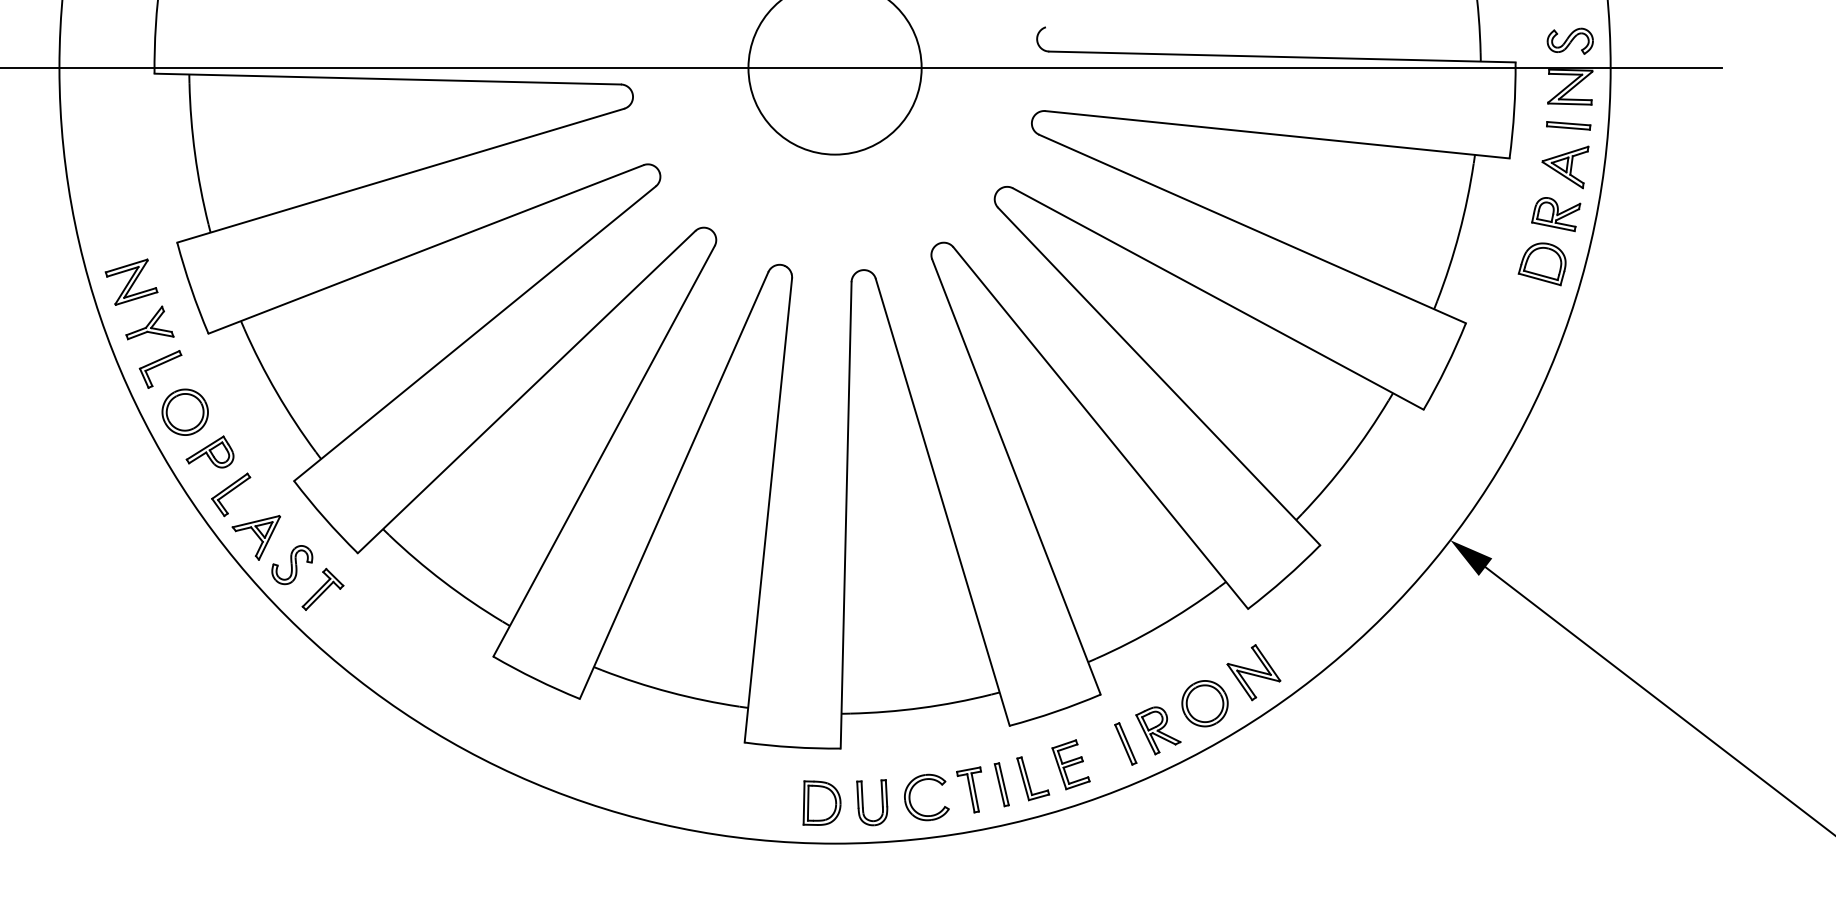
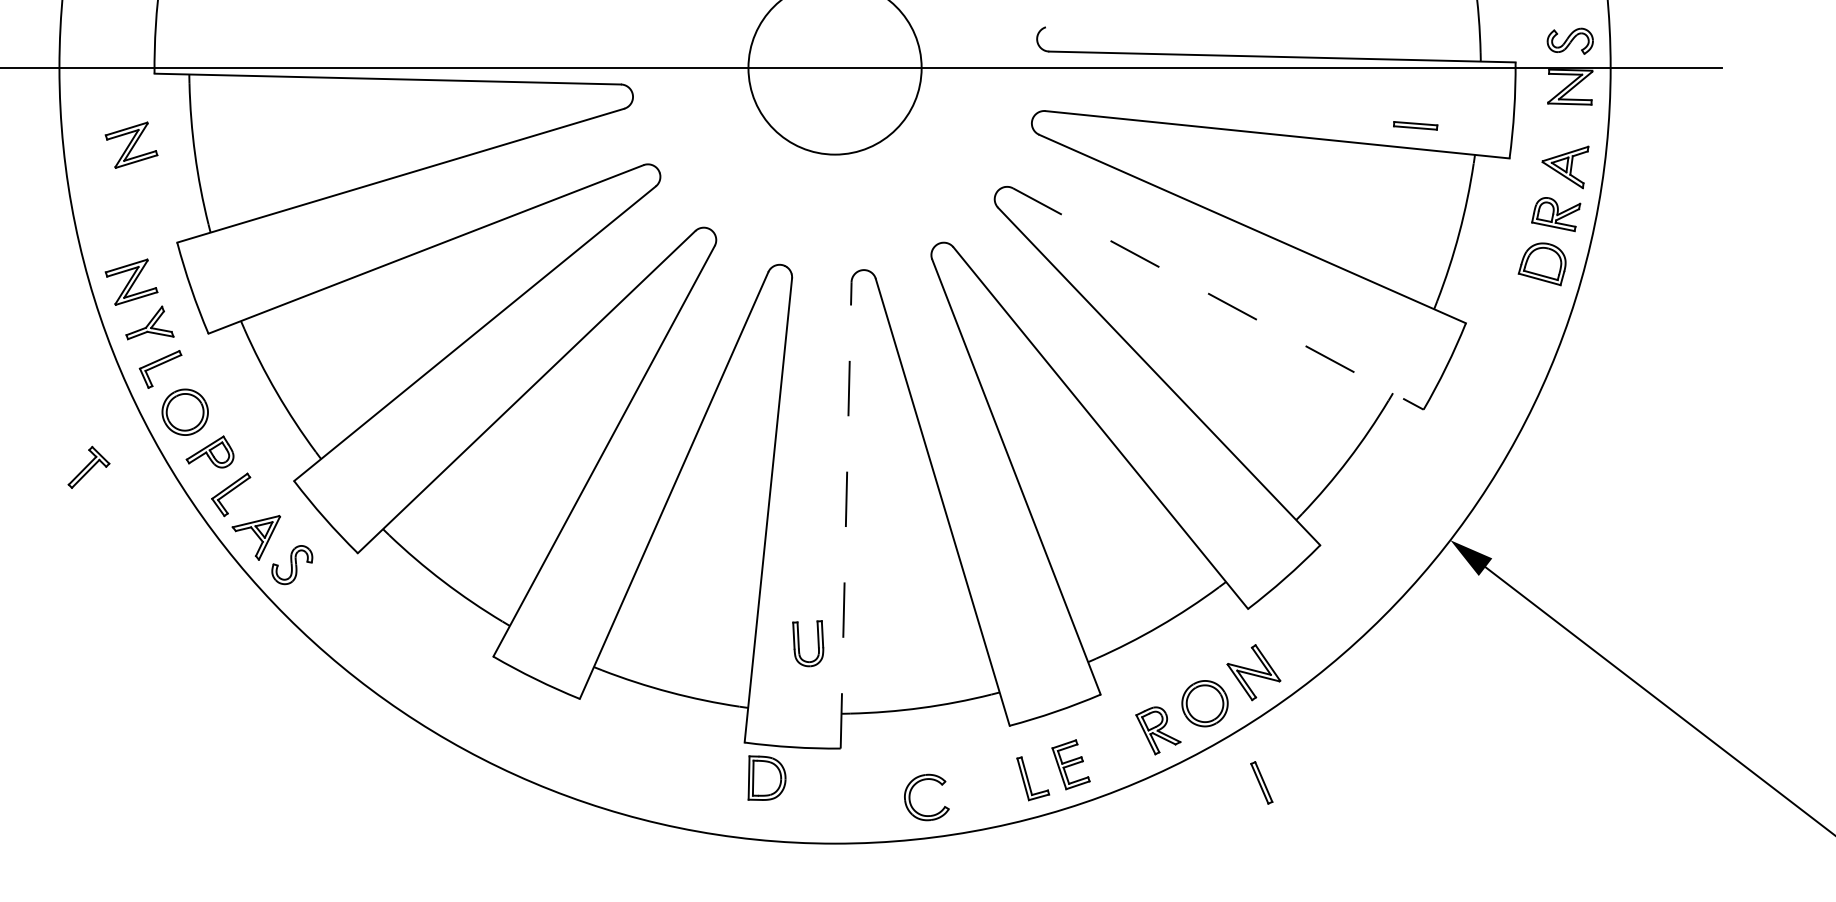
part position: (1568, 125) -> (1415, 125) (1415, 125)
part: none -> present (131, 144)
line: solid -> dashed (1218, 299)
line: solid -> dashed (846, 514)
part position: (322, 588) -> (88, 466) (88, 466)
part position: (1125, 743) -> (1261, 782) (1261, 782)
part: present -> none (1001, 784)
part: present -> none (968, 789)
part position: (821, 802) -> (766, 777) (766, 777)
part position: (863, 802) -> (799, 643) (799, 643)
